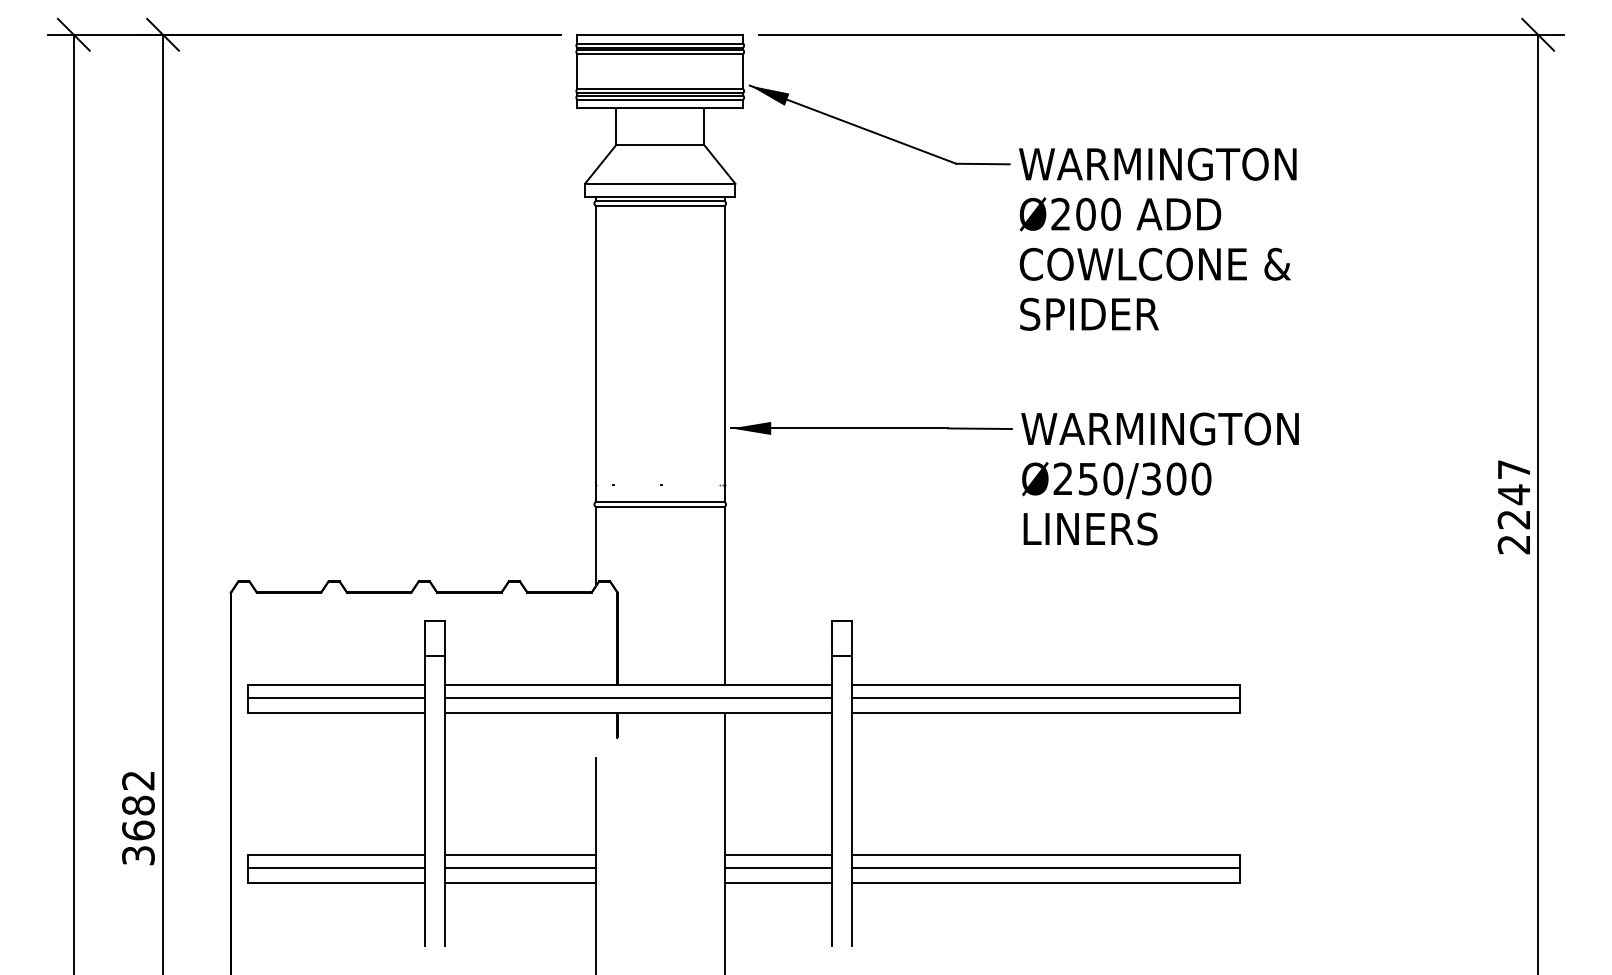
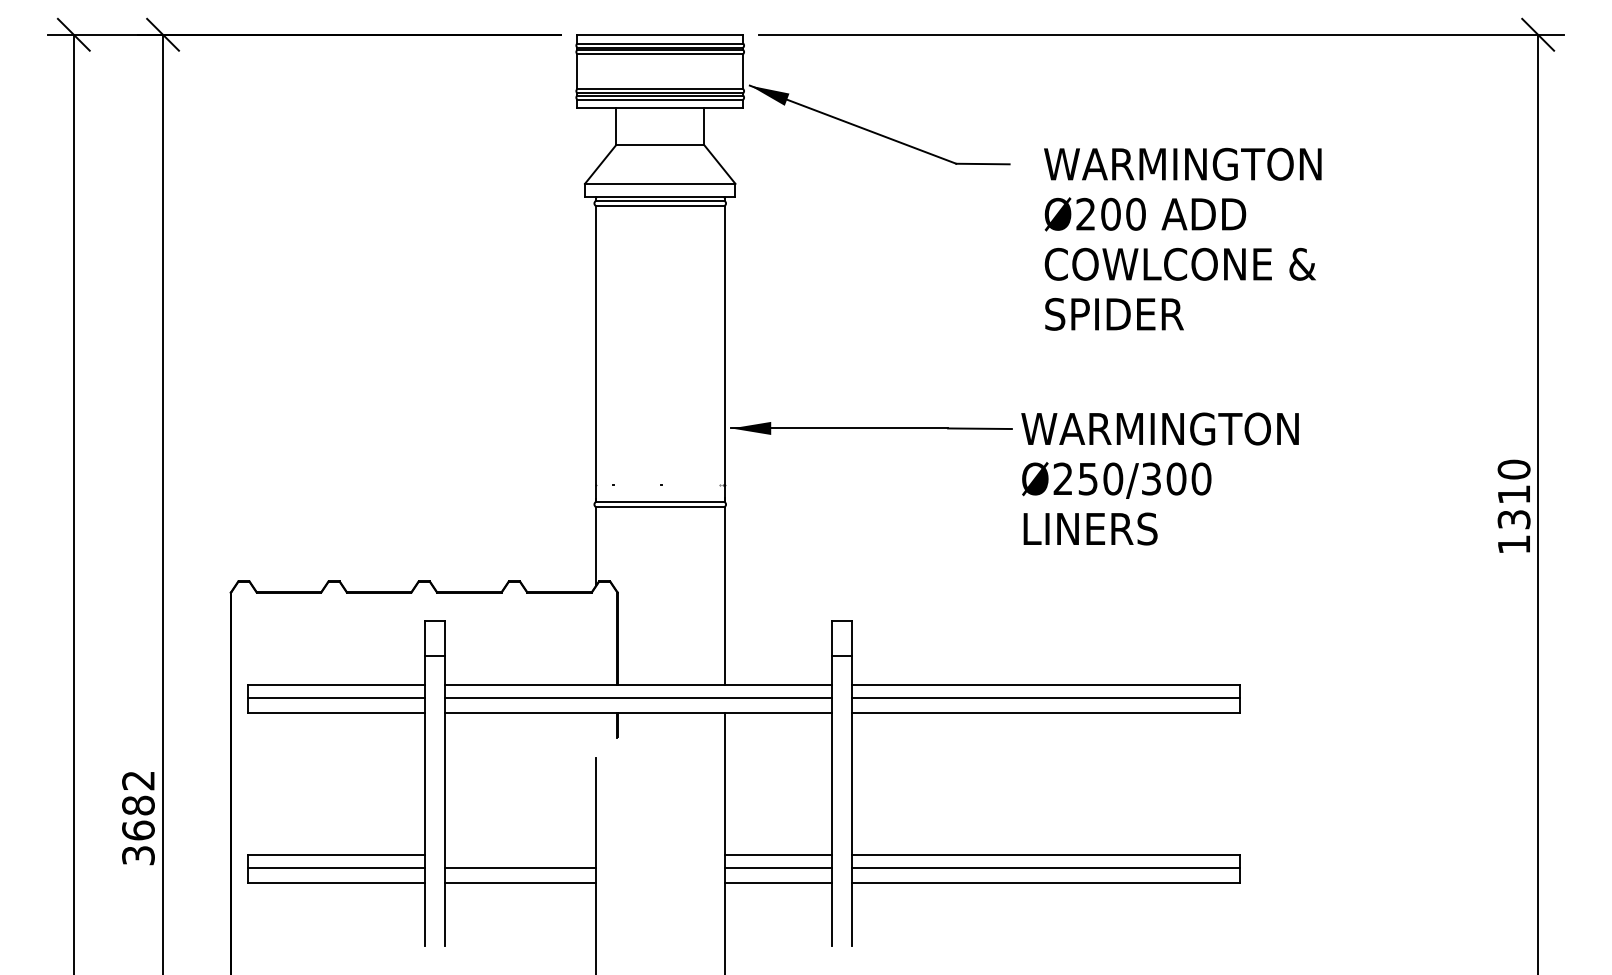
text position: (1157, 238) -> (1182, 238) (1182, 238)
text: 2247 -> 1310 (1513, 506)
line: present -> none (520, 854)
